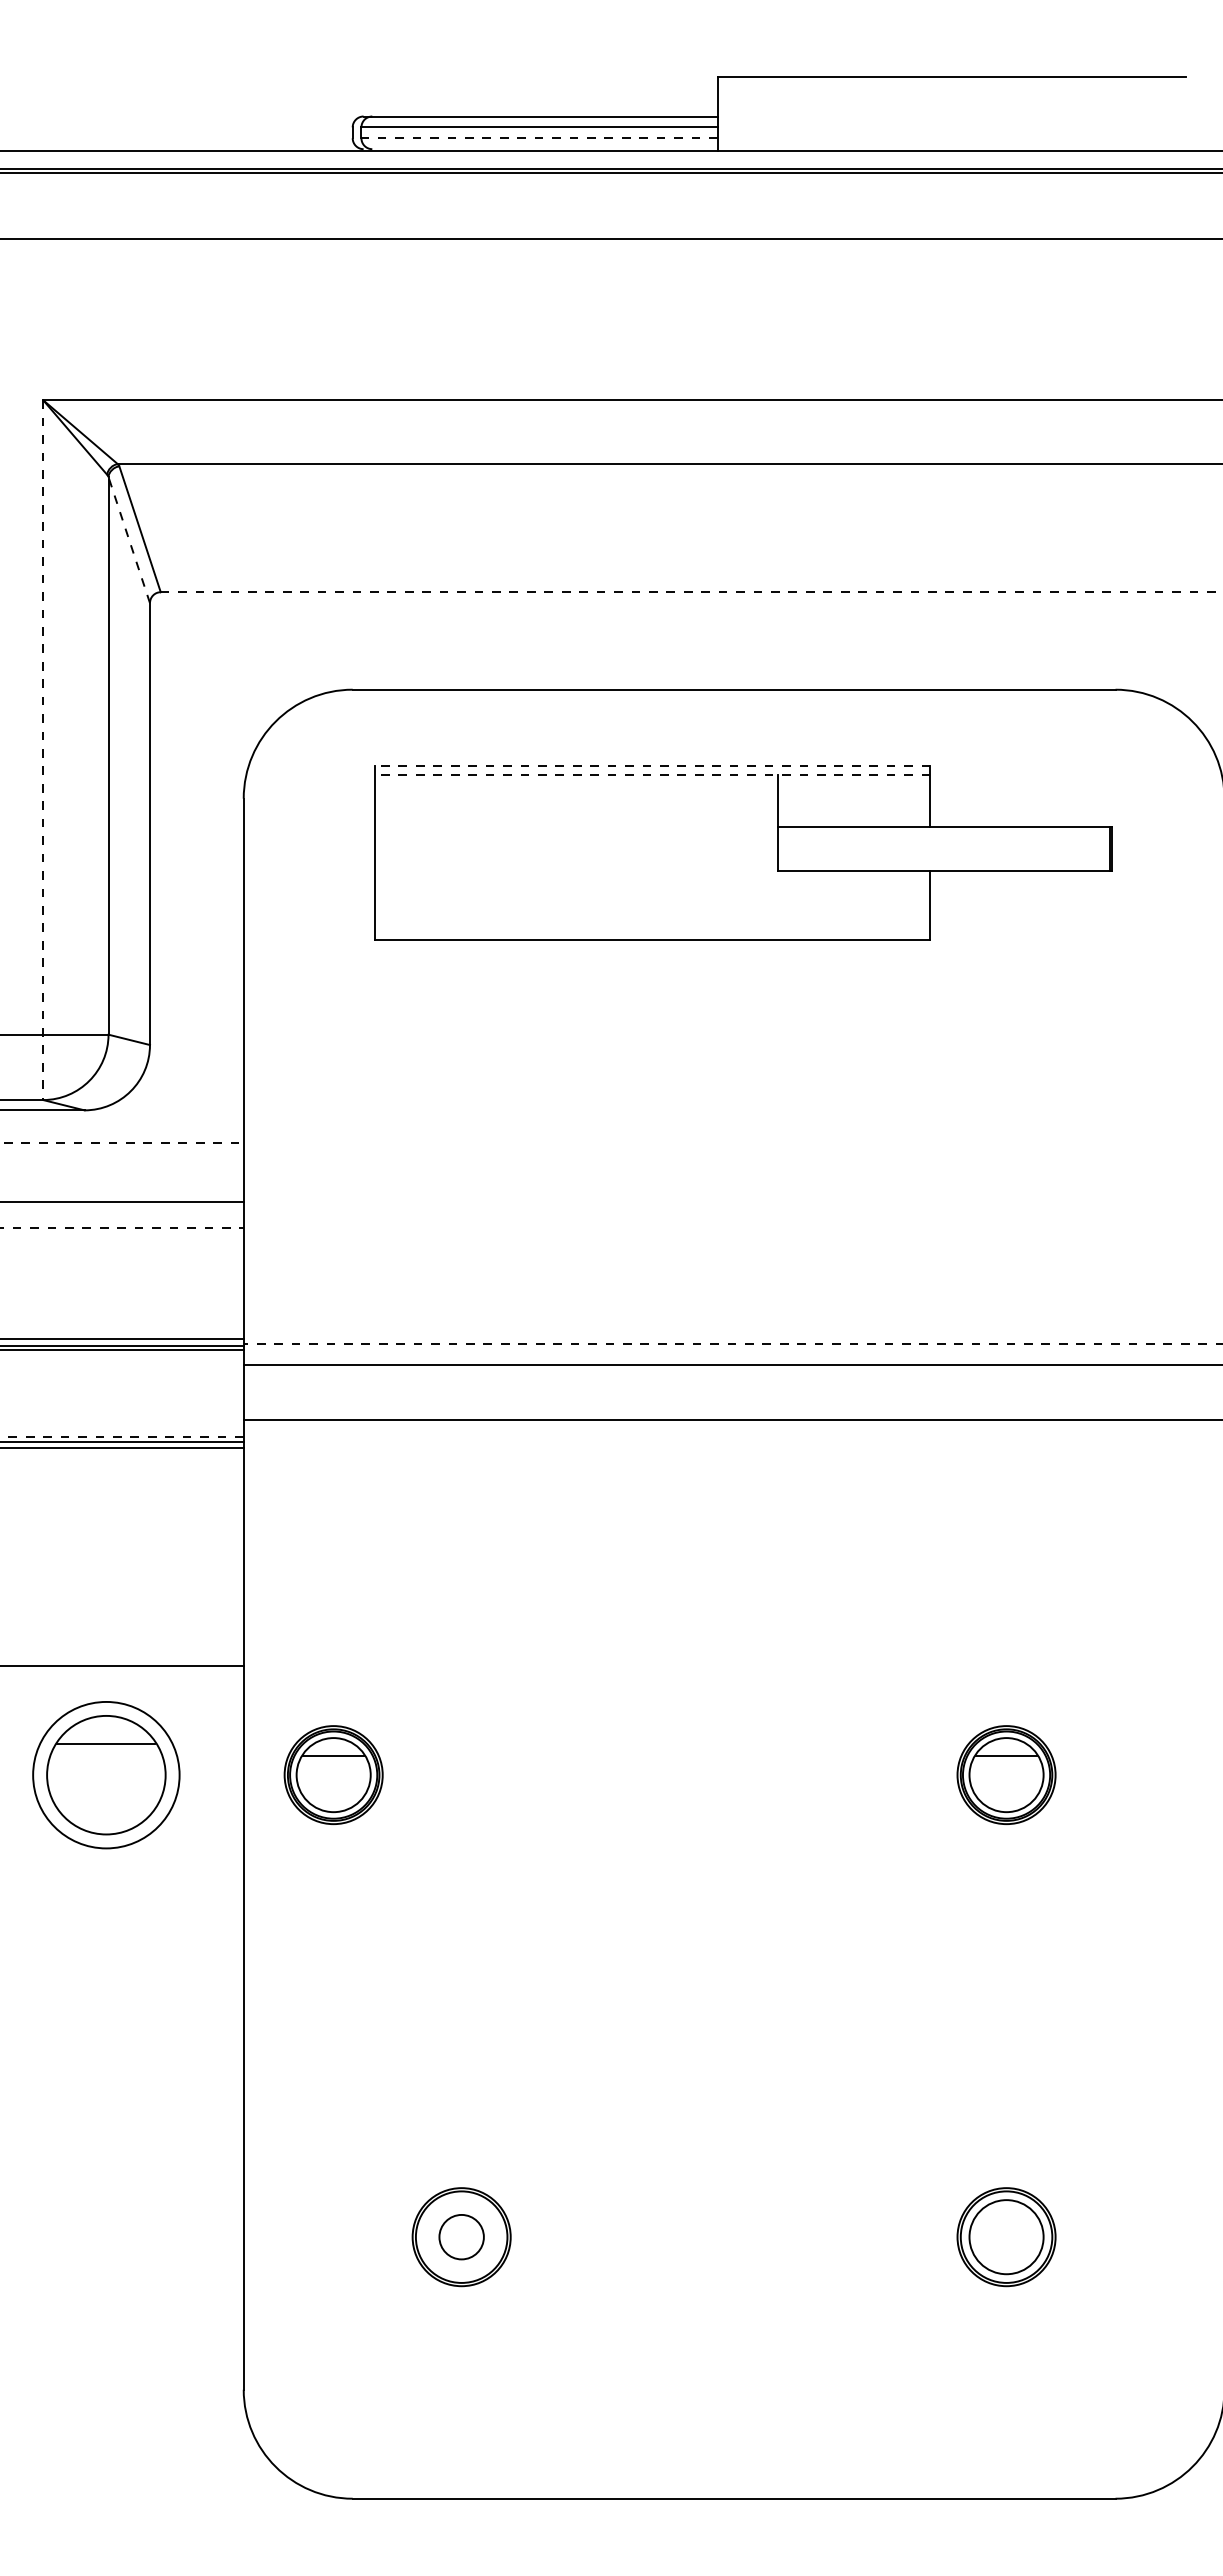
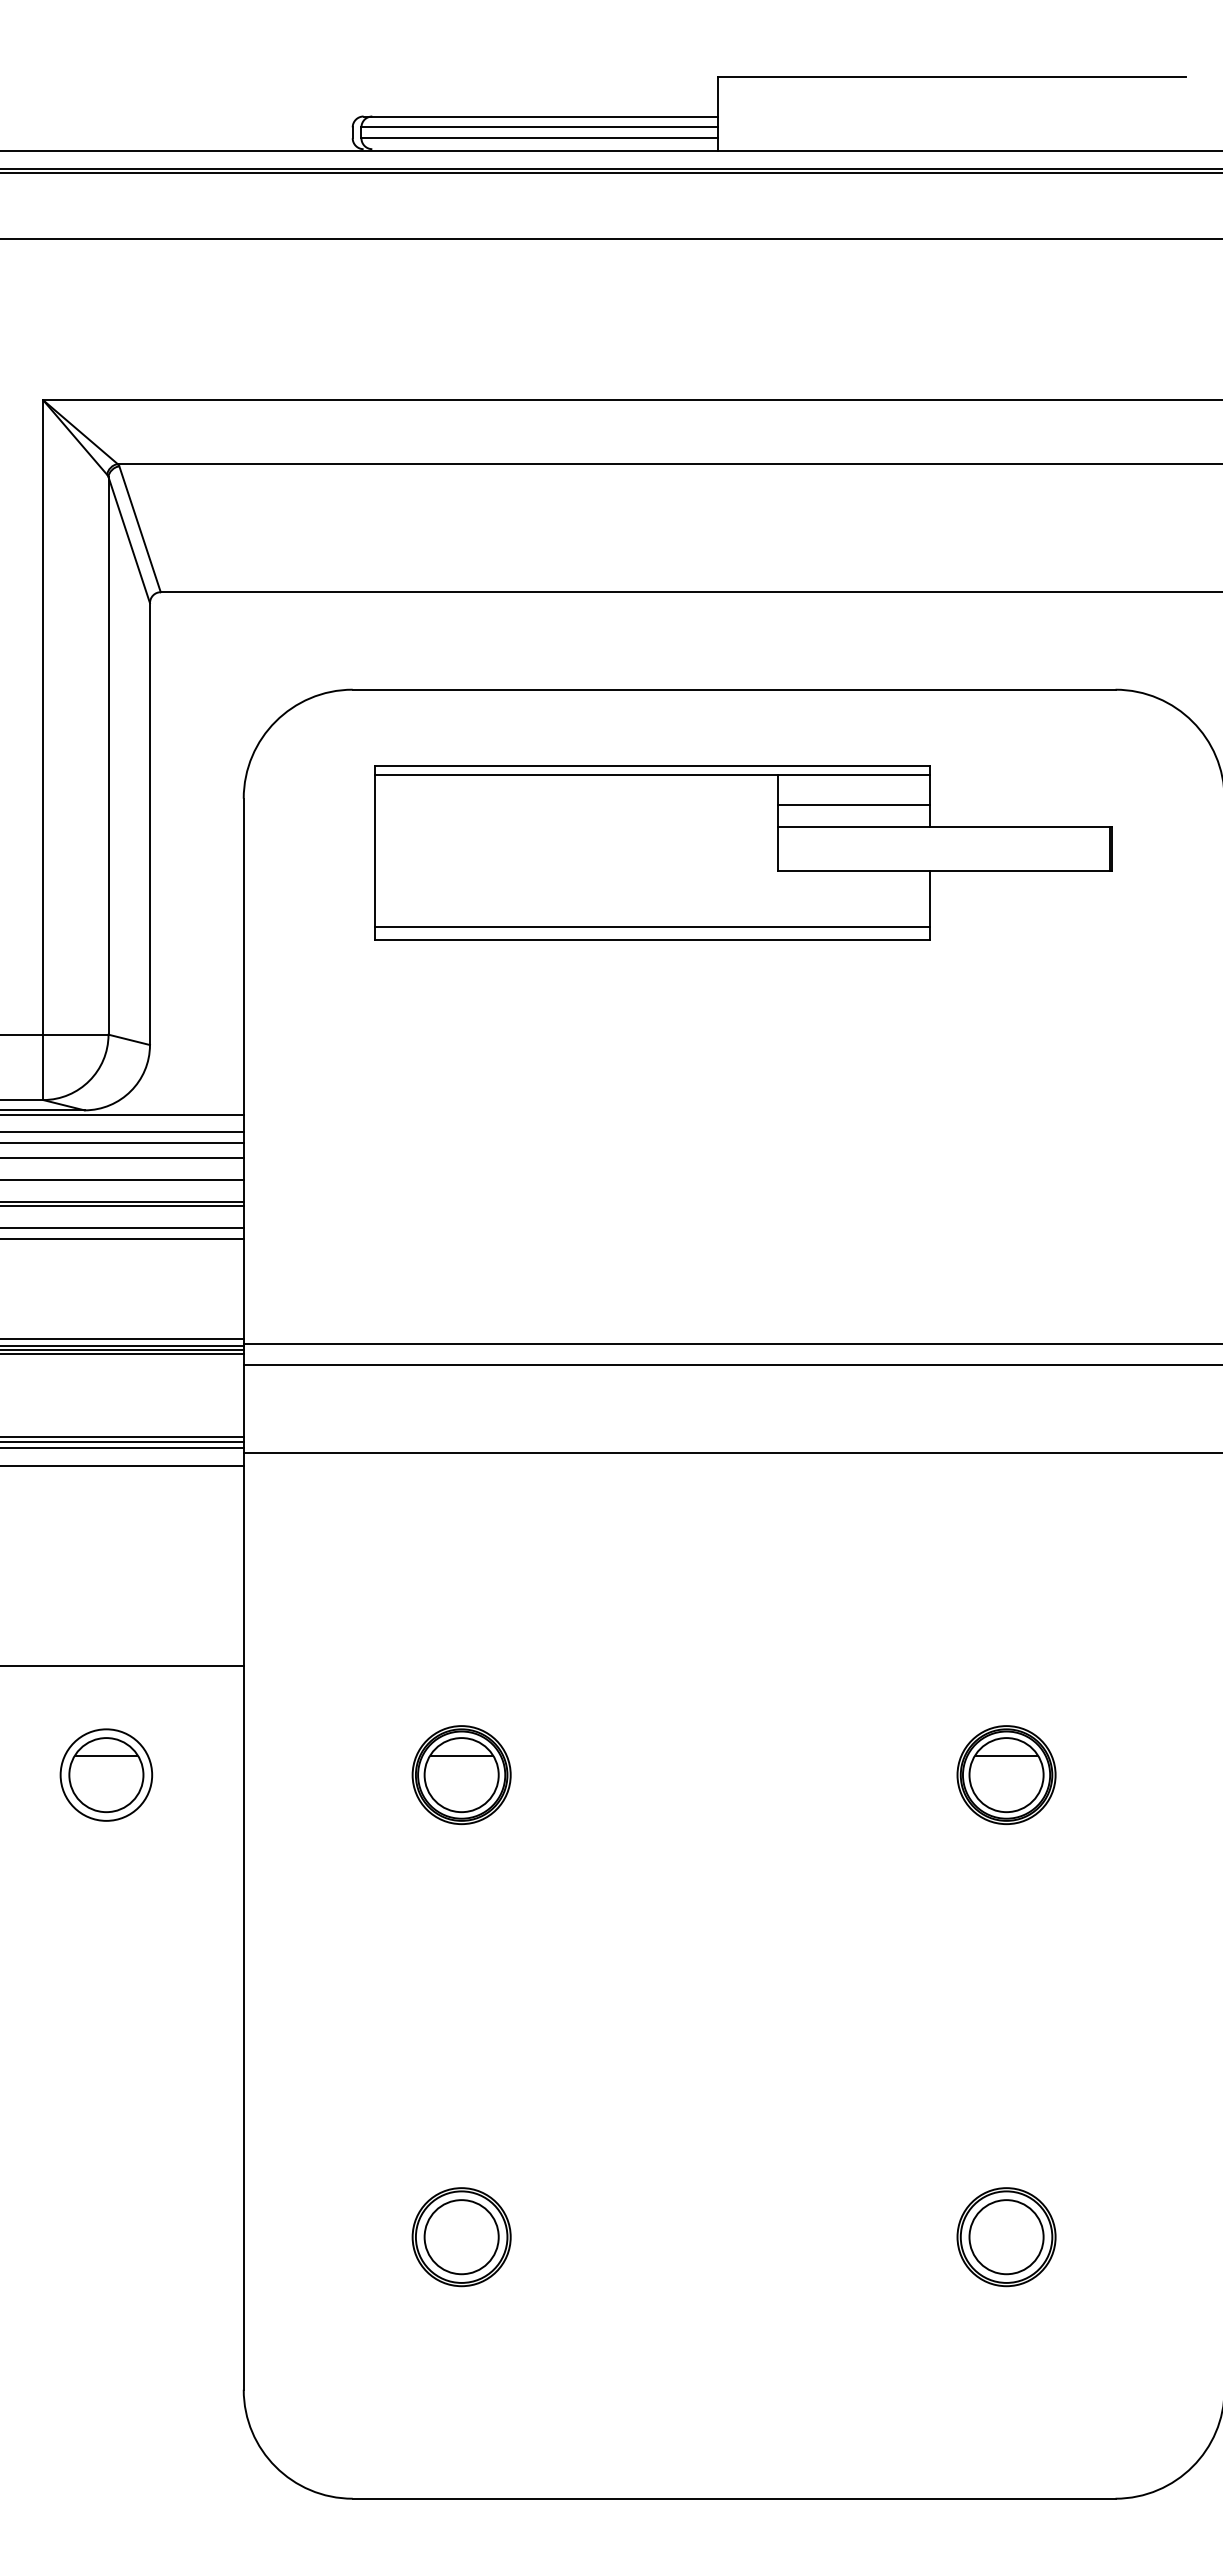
line: dashed -> solid (539, 138)
line: dashed -> solid (129, 539)
line: dashed -> solid (691, 592)
line: dashed -> solid (43, 750)
line: dashed -> solid (652, 766)
line: dashed -> solid (652, 774)
line: none -> present (853, 805)
line: none -> present (652, 927)
line: none -> present (122, 1114)
line: none -> present (122, 1132)
line: dashed -> solid (122, 1143)
line: none -> present (122, 1158)
line: none -> present (122, 1180)
line: none -> present (122, 1206)
line: dashed -> solid (122, 1228)
line: none -> present (122, 1238)
line: dashed -> solid (732, 1343)
line: none -> present (122, 1354)
line position: (731, 1419) -> (731, 1452) (731, 1452)
line: dashed -> solid (121, 1437)
line: none -> present (122, 1465)
part position: (333, 1774) -> (461, 1774) (461, 1774)
part size: 149x149 px -> 95x94 px (106, 1774)
circle diameter: 44 px -> 74 px (461, 2237)
